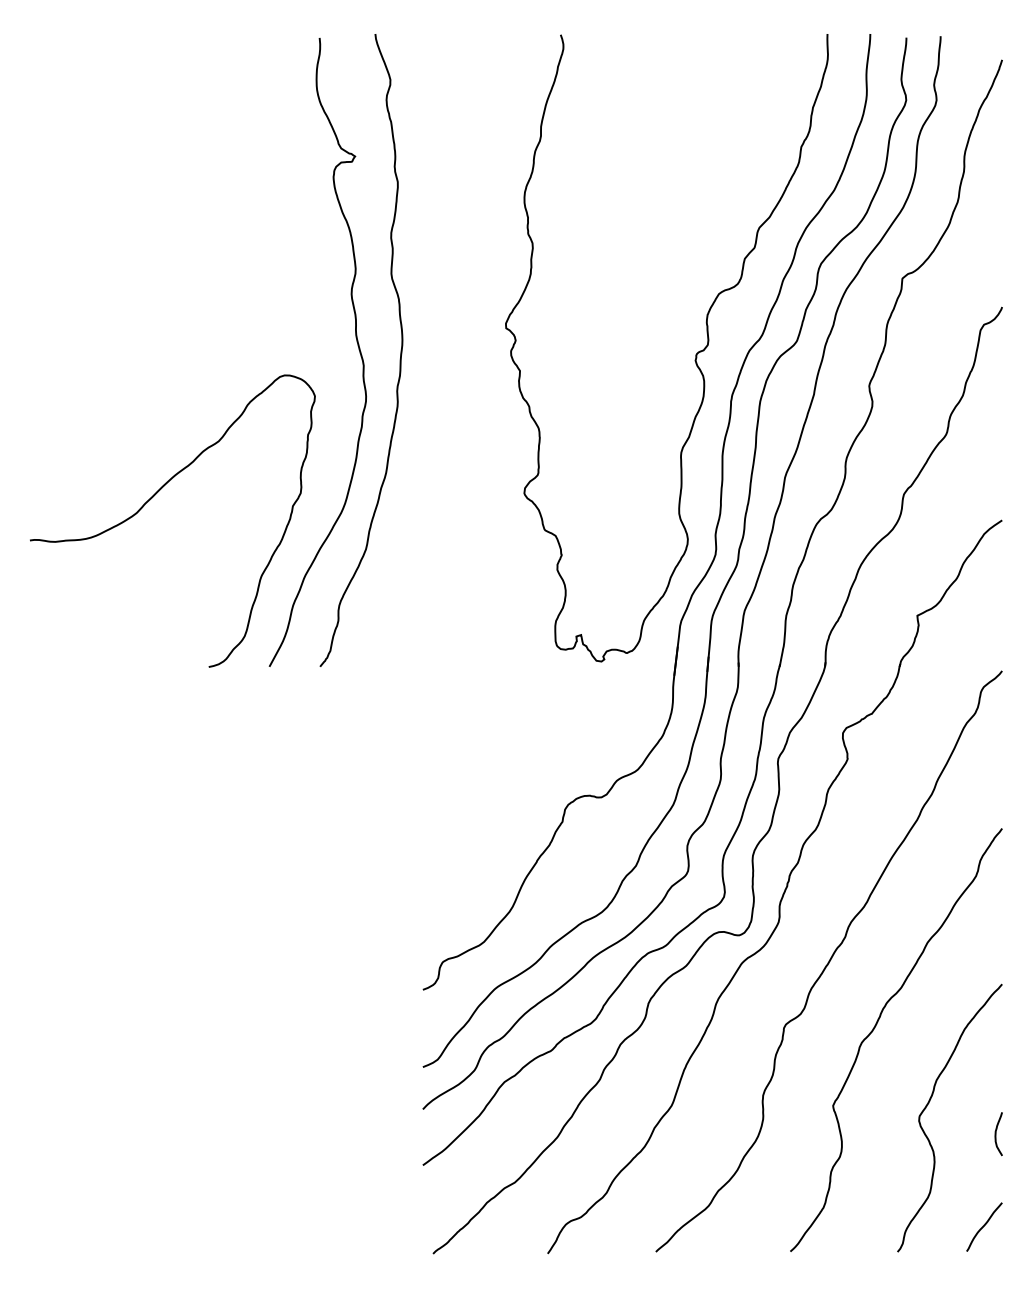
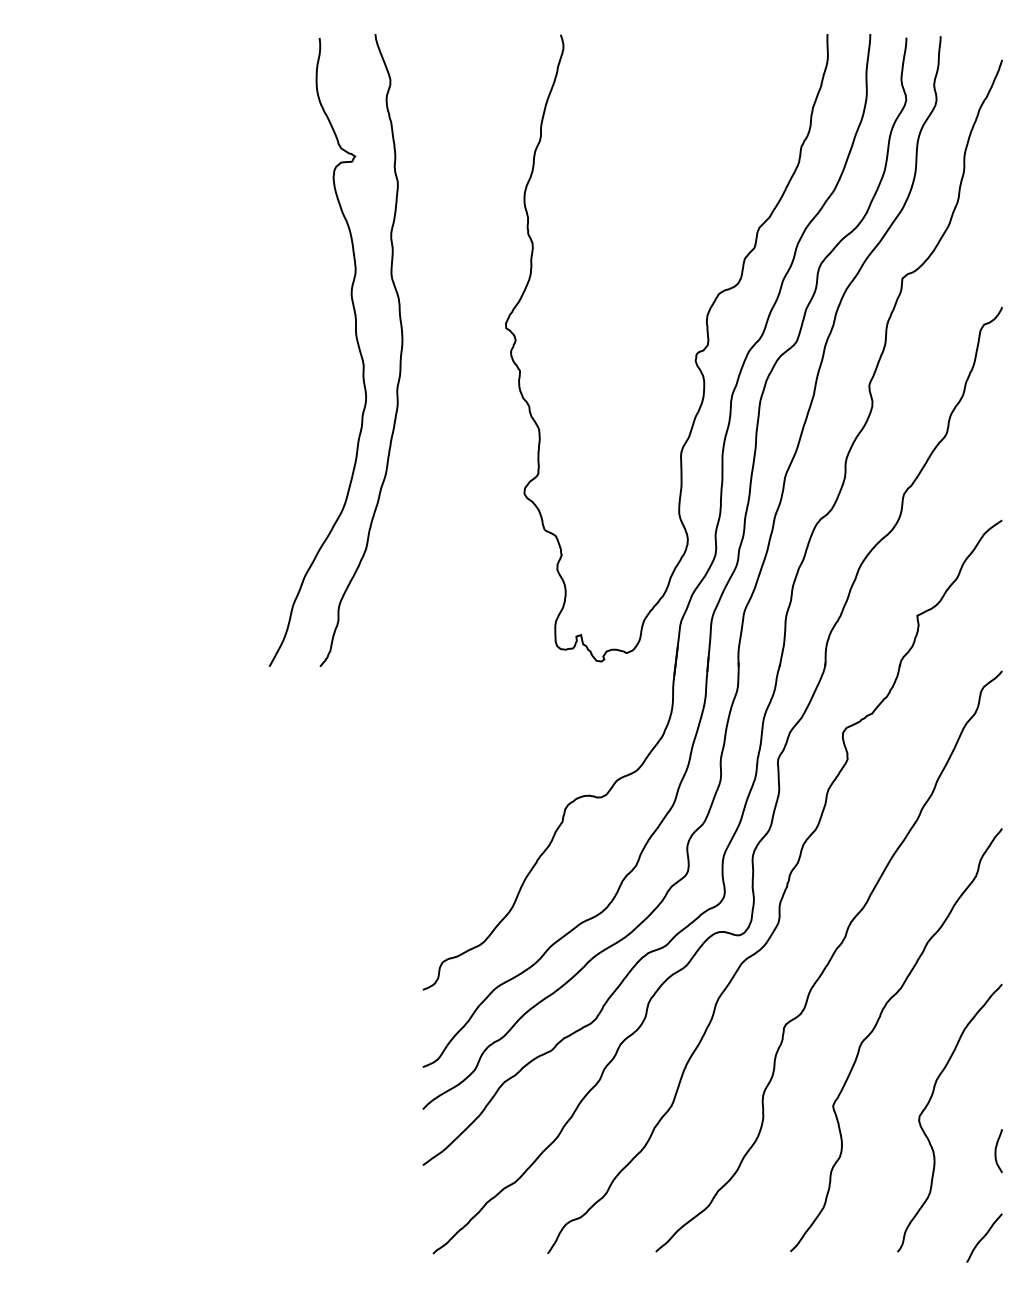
curve: present -> none (151, 499)
curve position: (996, 1134) -> (996, 1151) (996, 1151)
curve position: (984, 1226) -> (984, 1237) (984, 1237)
